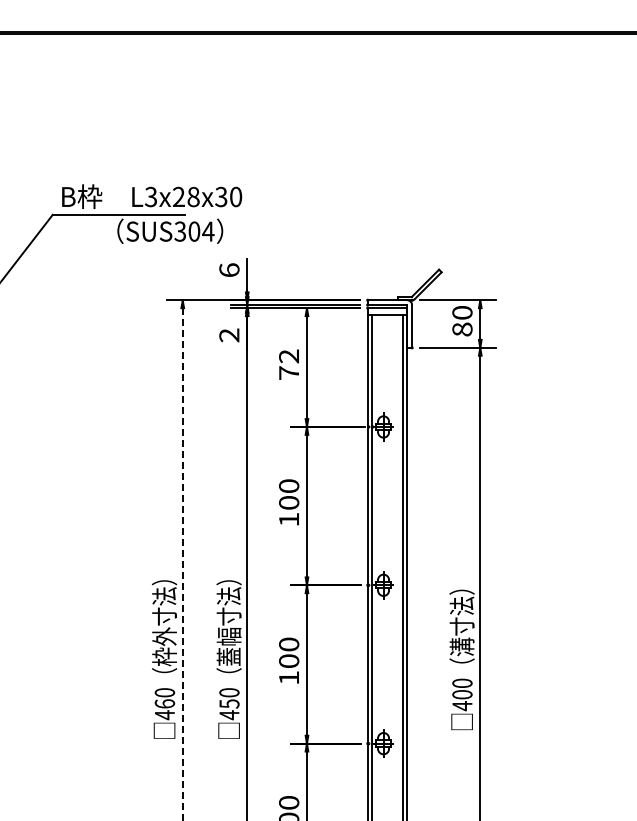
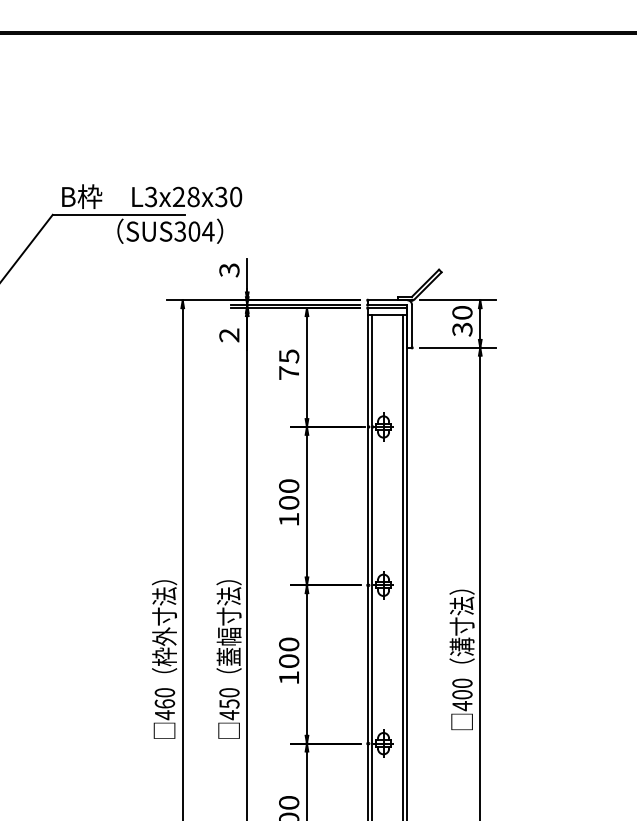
text: 6 -> 3 (229, 270)
text: 80 -> 30 (462, 329)
text: 72 -> 75 (289, 356)
line: dashed -> solid (182, 565)
